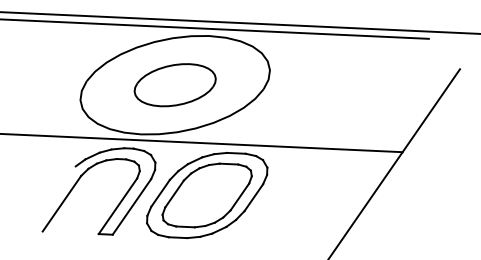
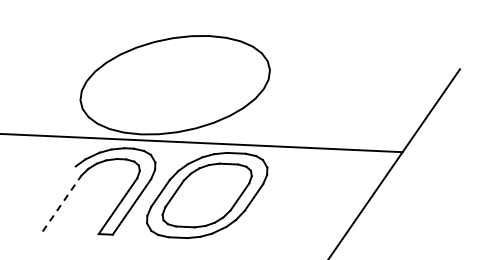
line: present -> none (239, 22)
line: present -> none (215, 28)
part: present -> none (174, 85)
line: solid -> dashed (61, 203)
